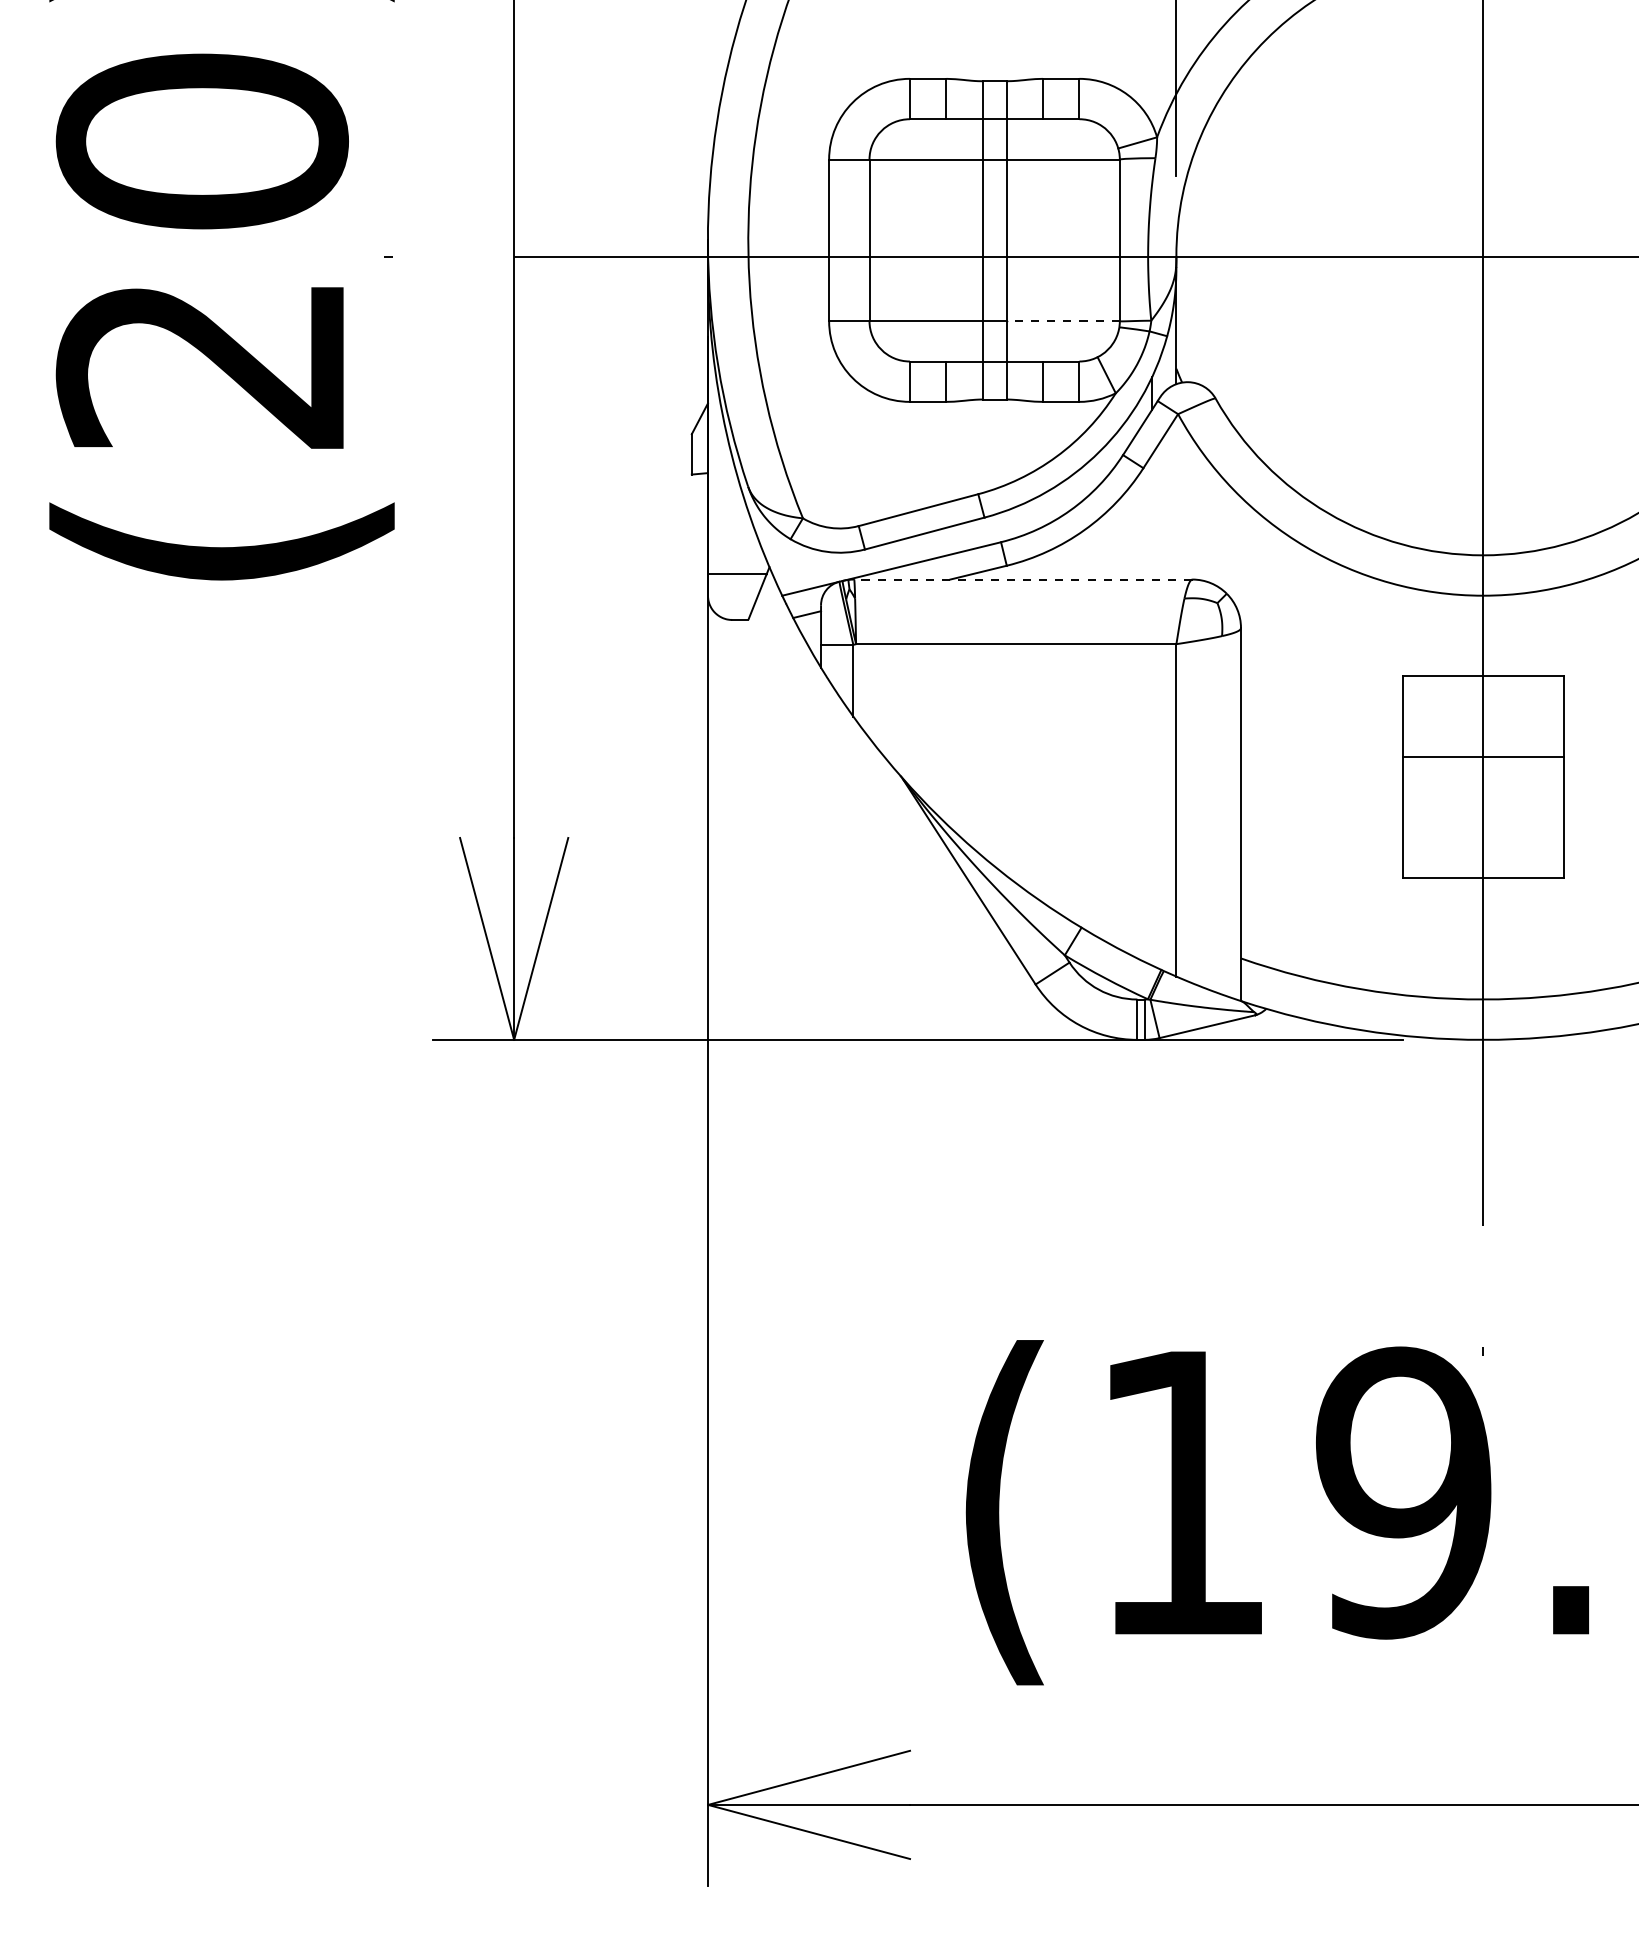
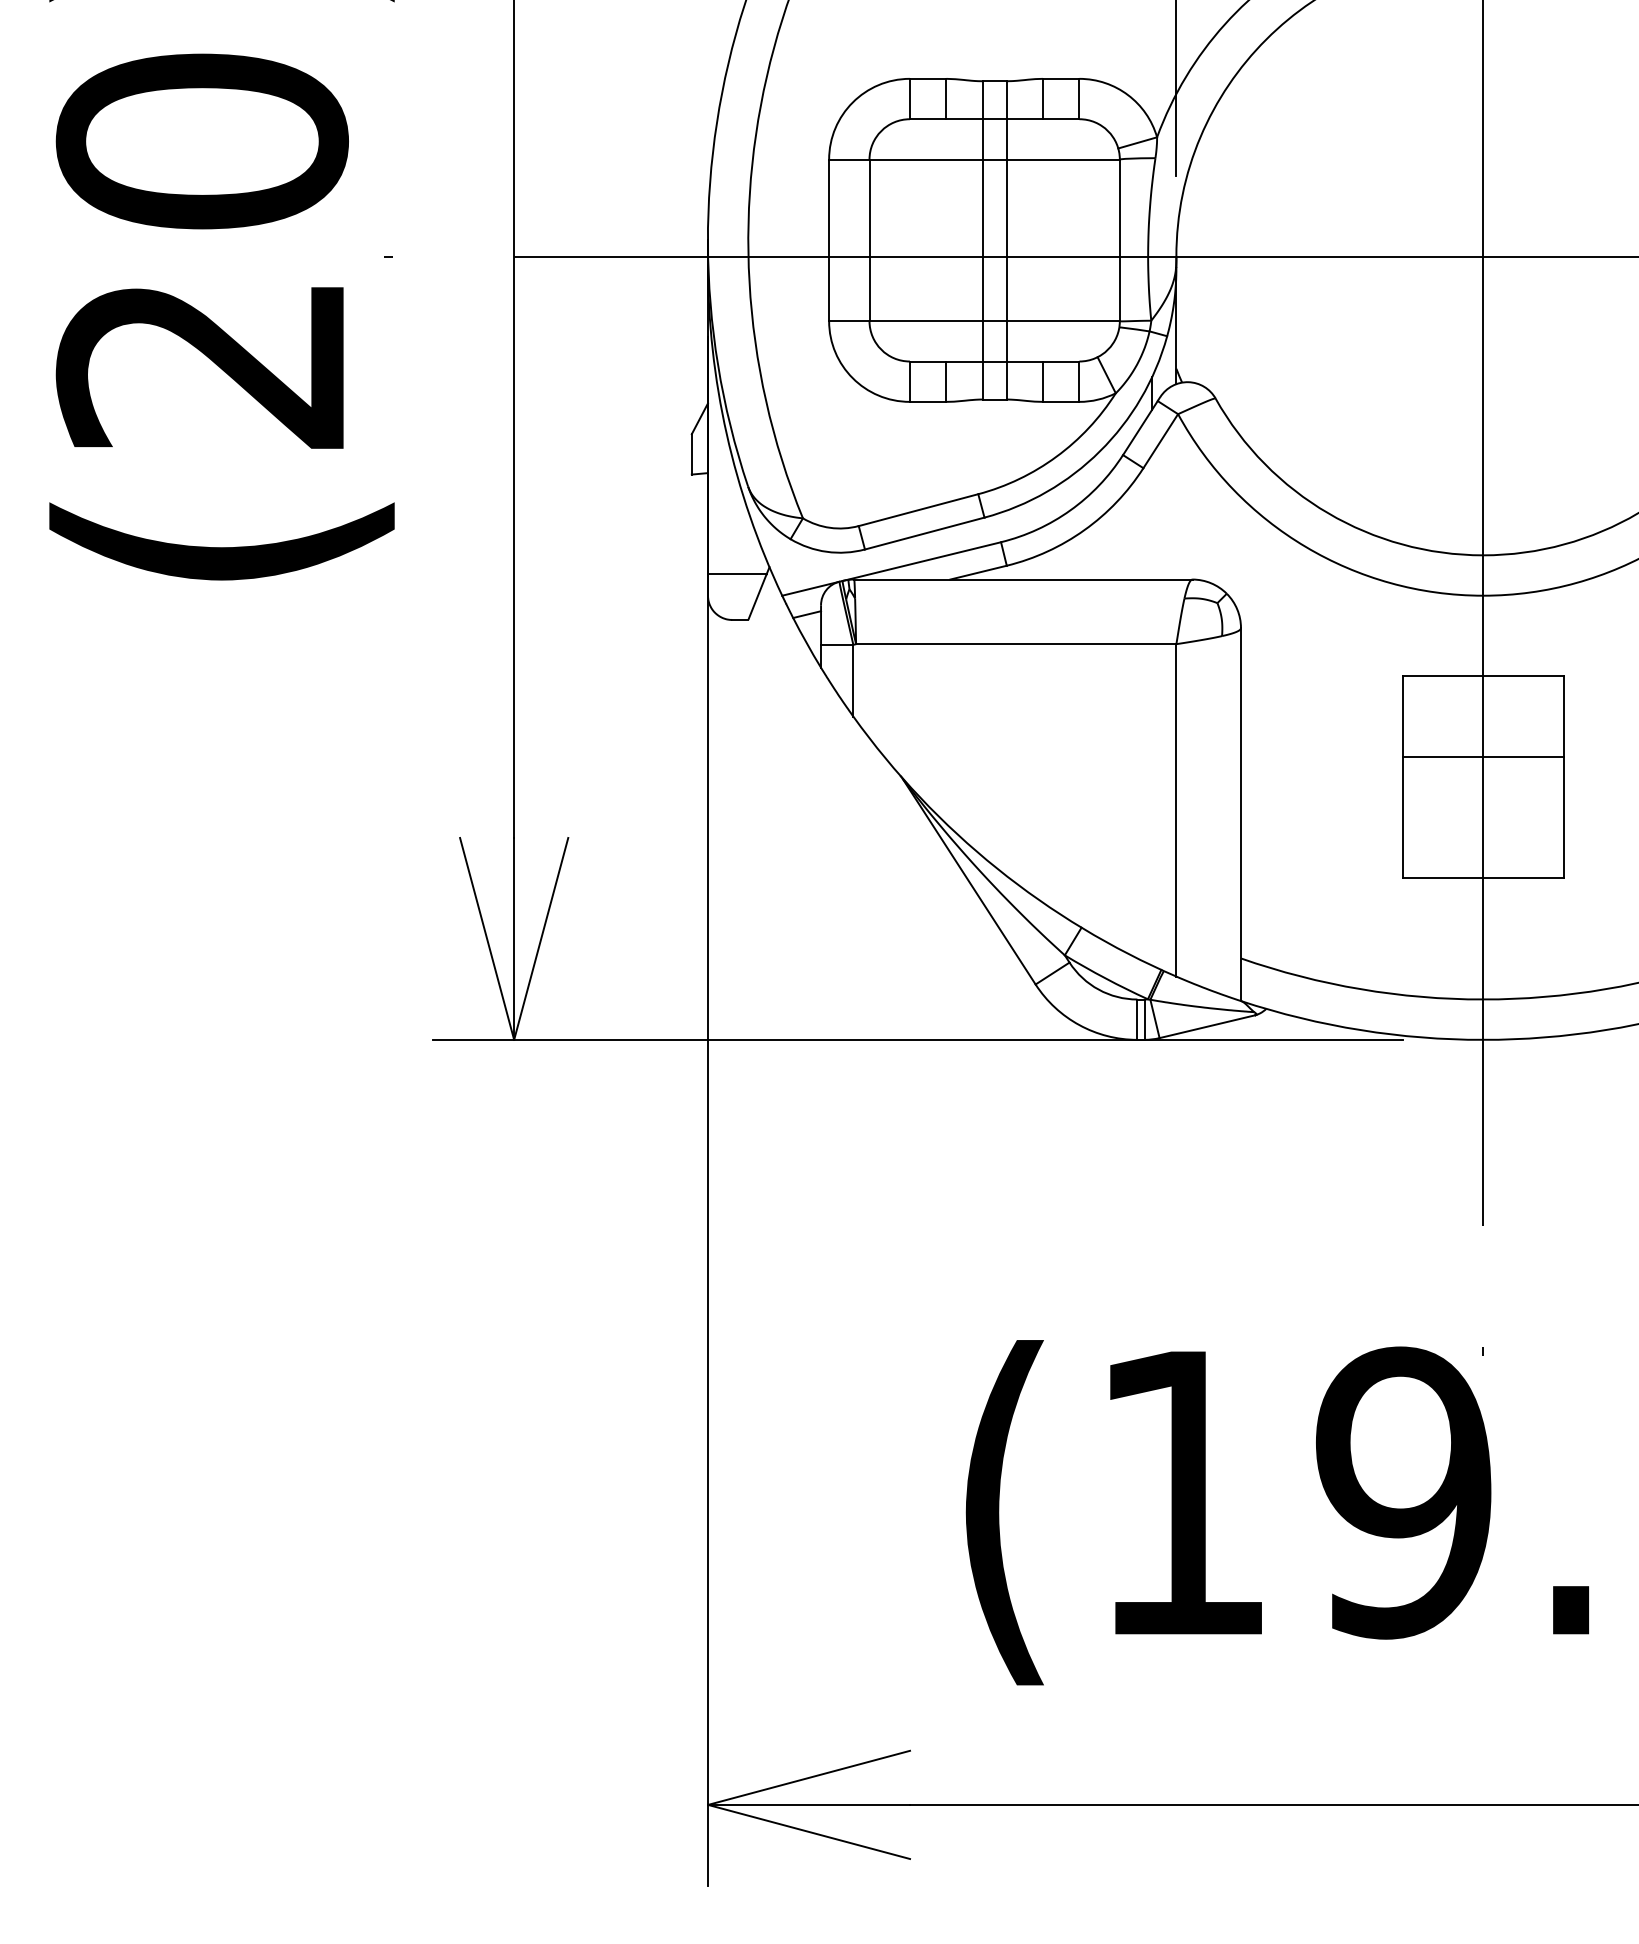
line: dashed -> solid (1063, 321)
line: dashed -> solid (1022, 579)
